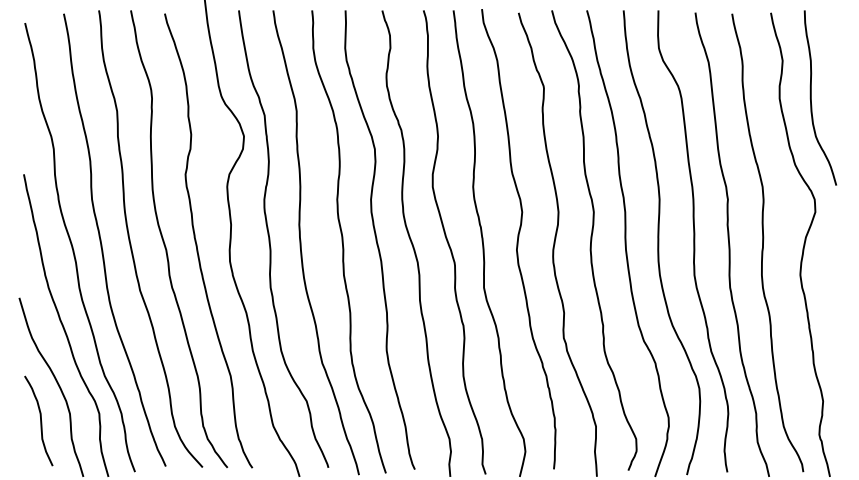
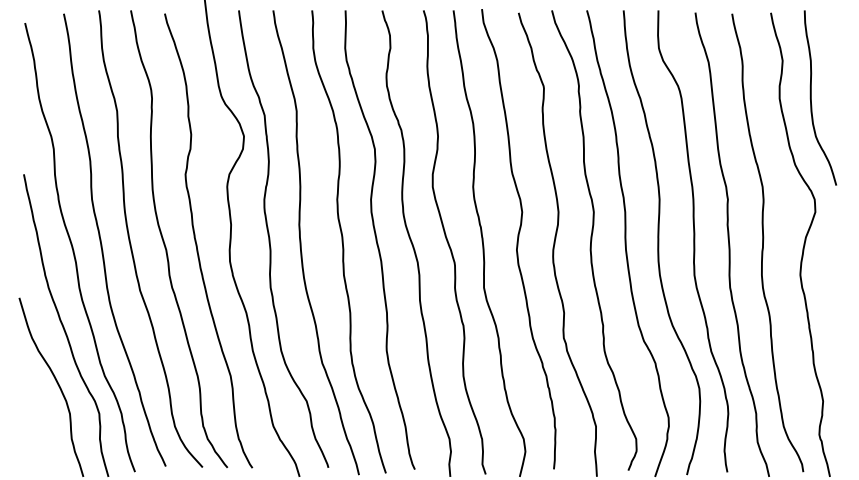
curve: present -> none (40, 420)
